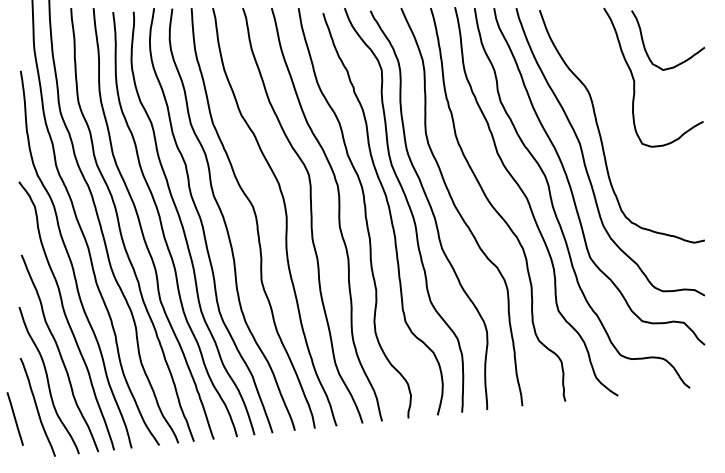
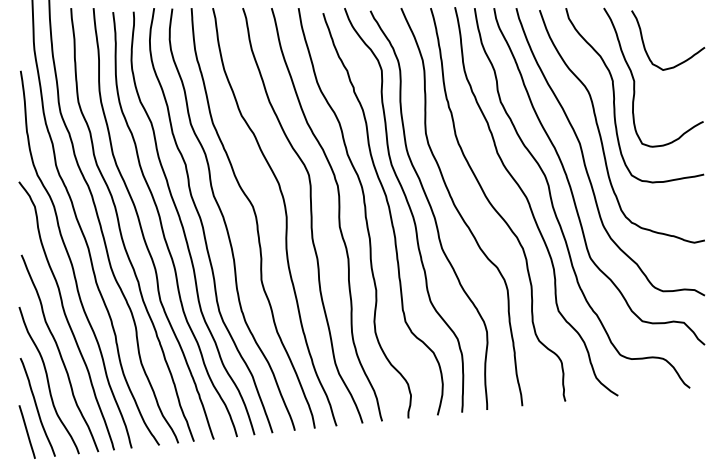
curve: none -> present (614, 95)
line position: (14, 418) -> (26, 431) (26, 431)
